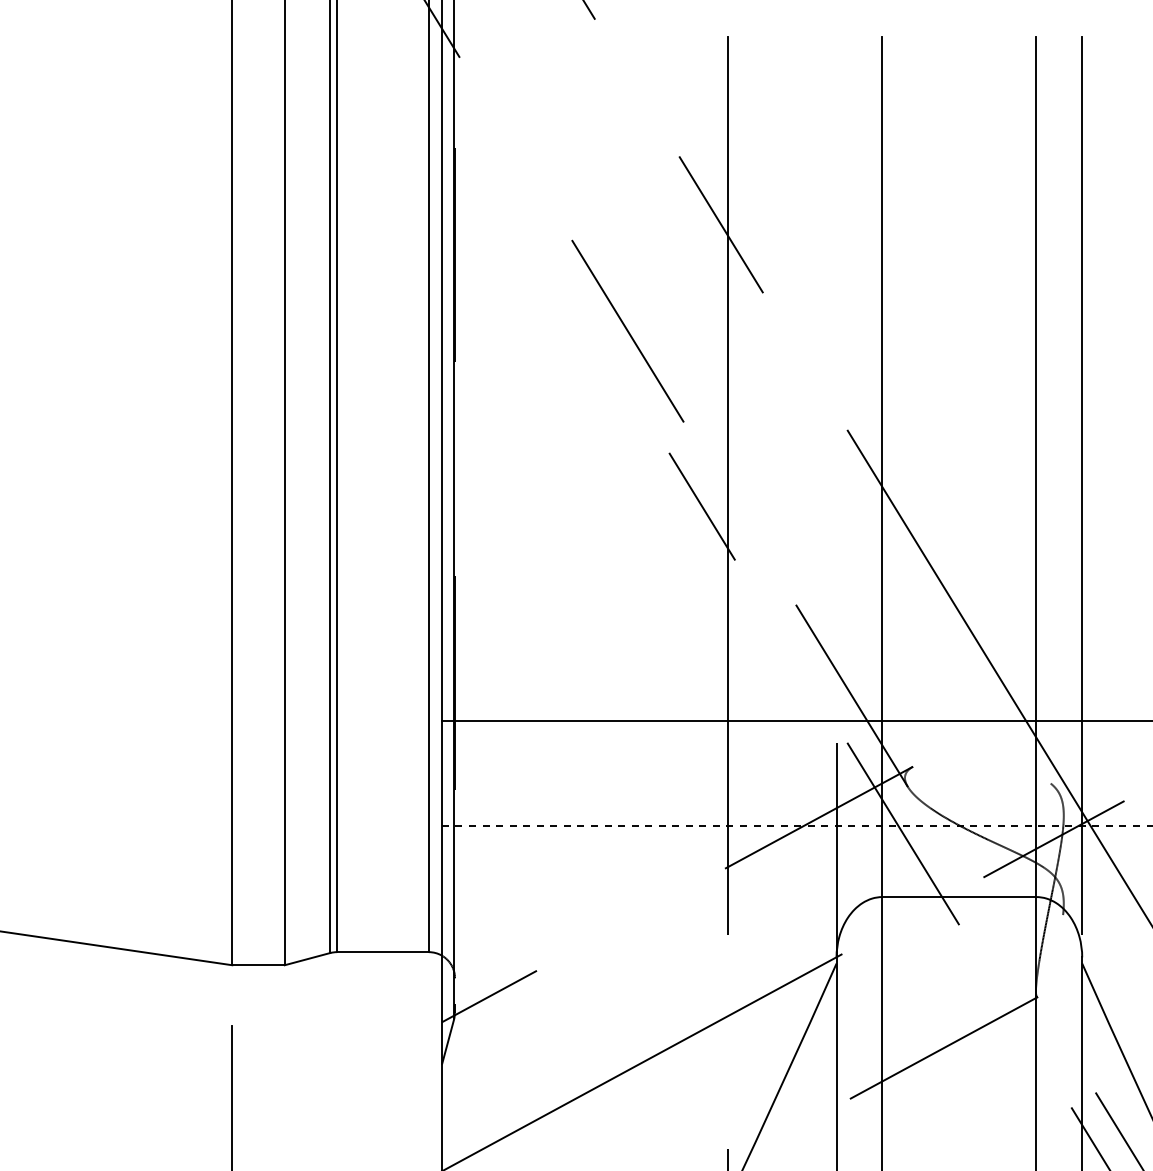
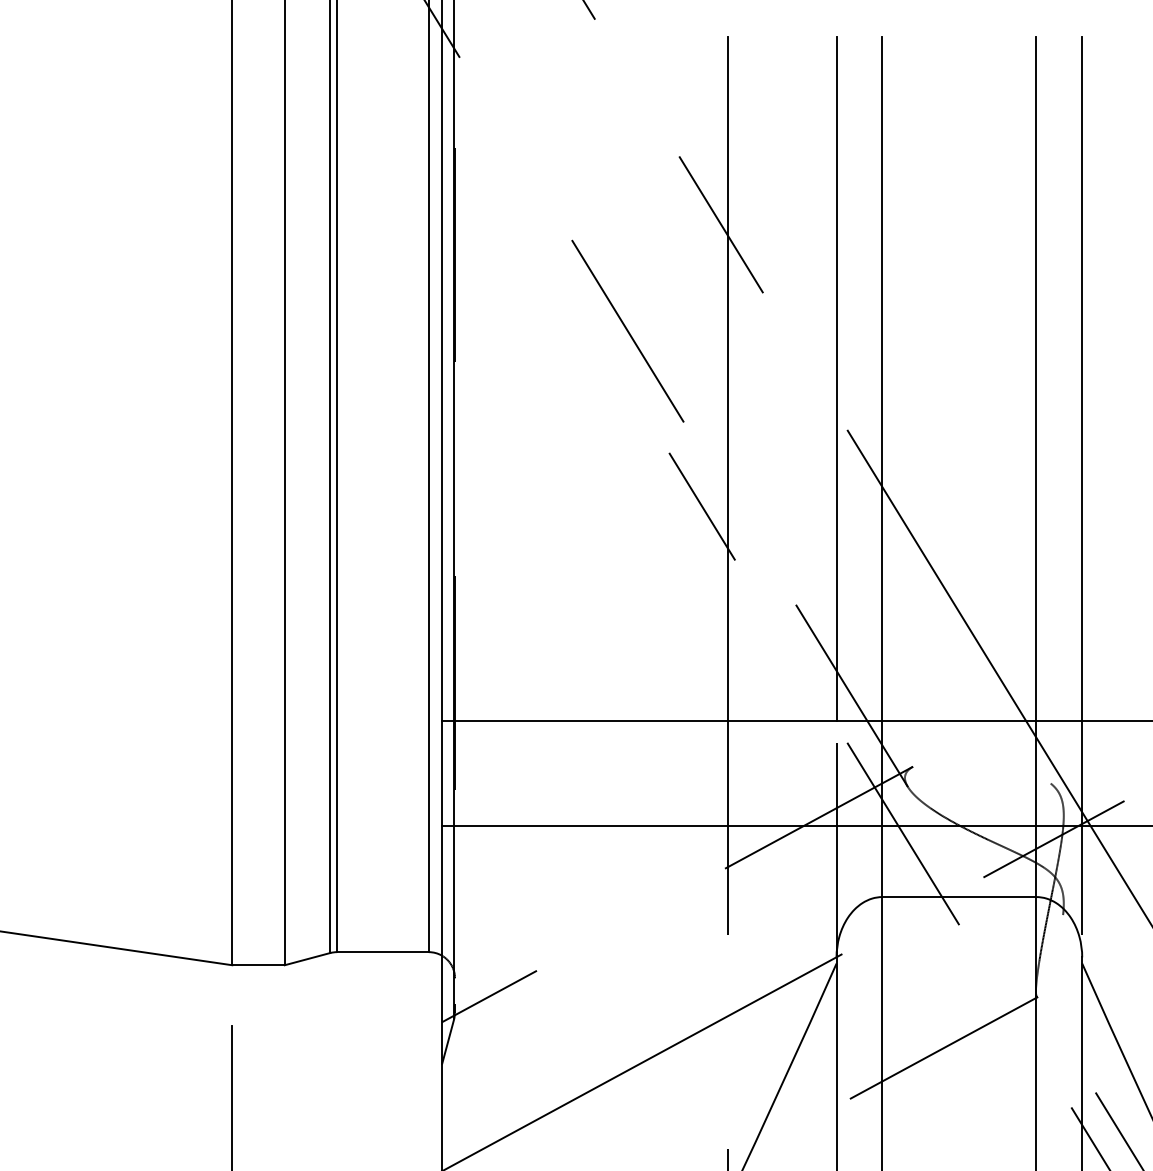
line: none -> present (836, 378)
line: dashed -> solid (797, 826)
